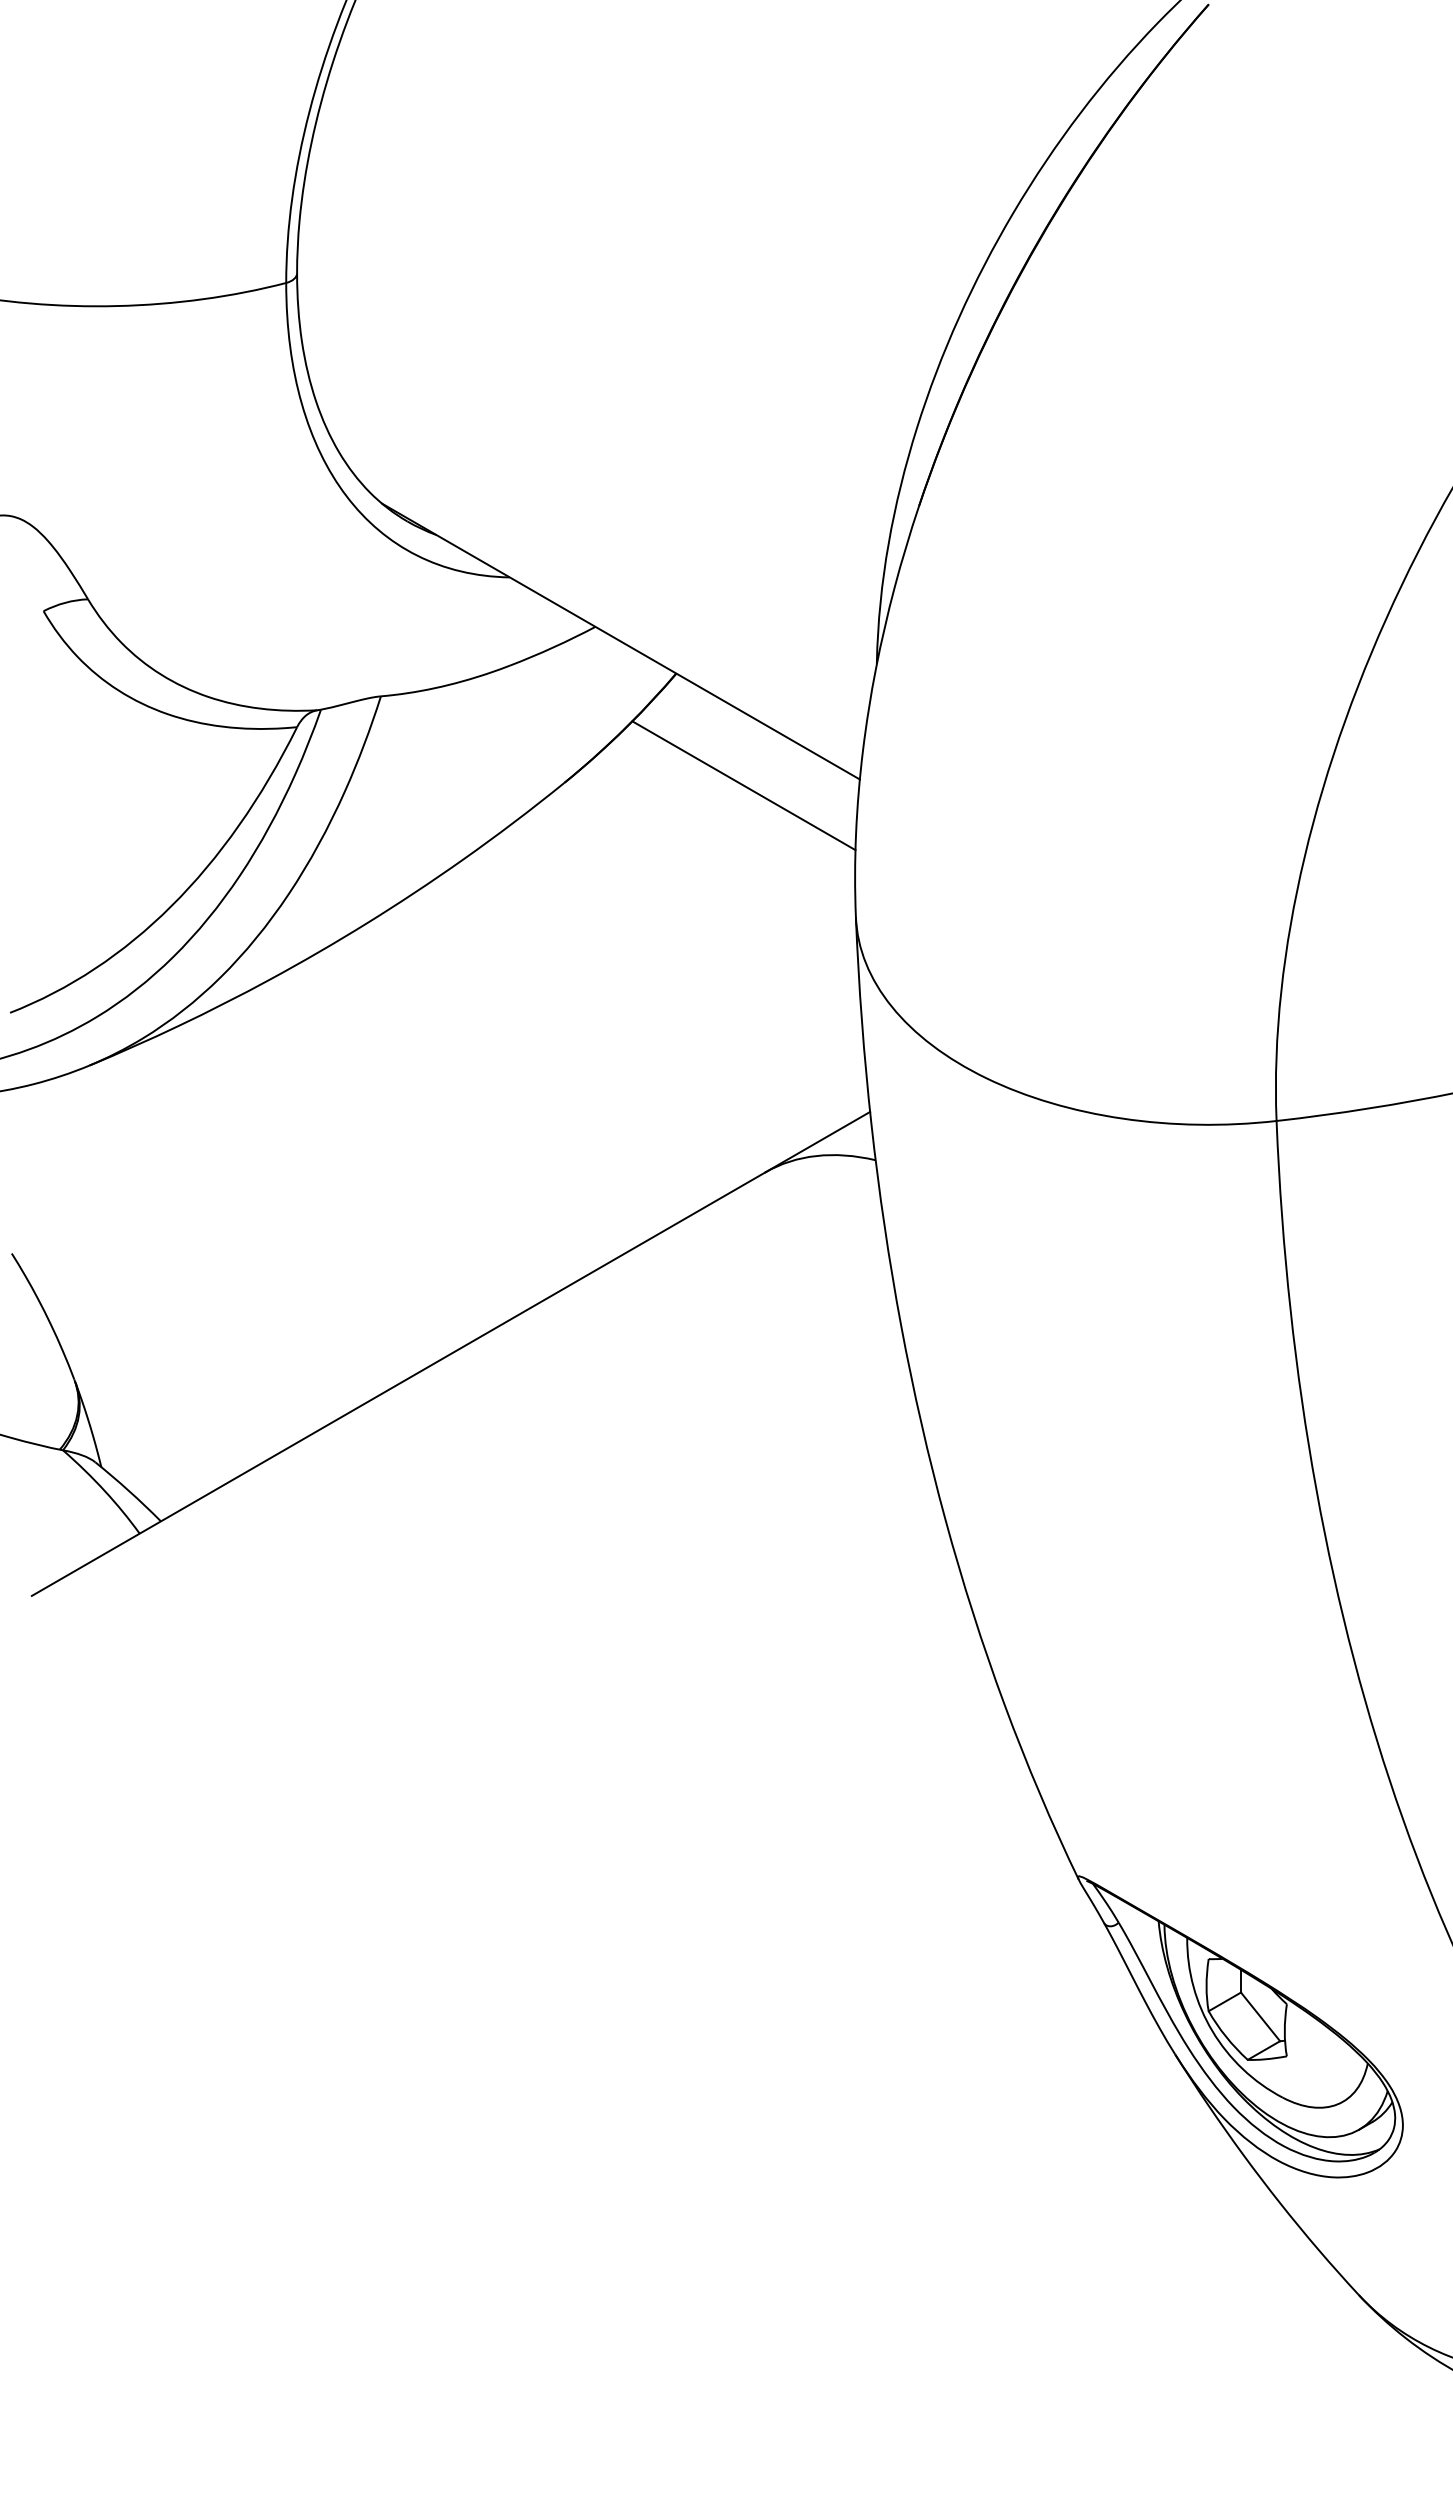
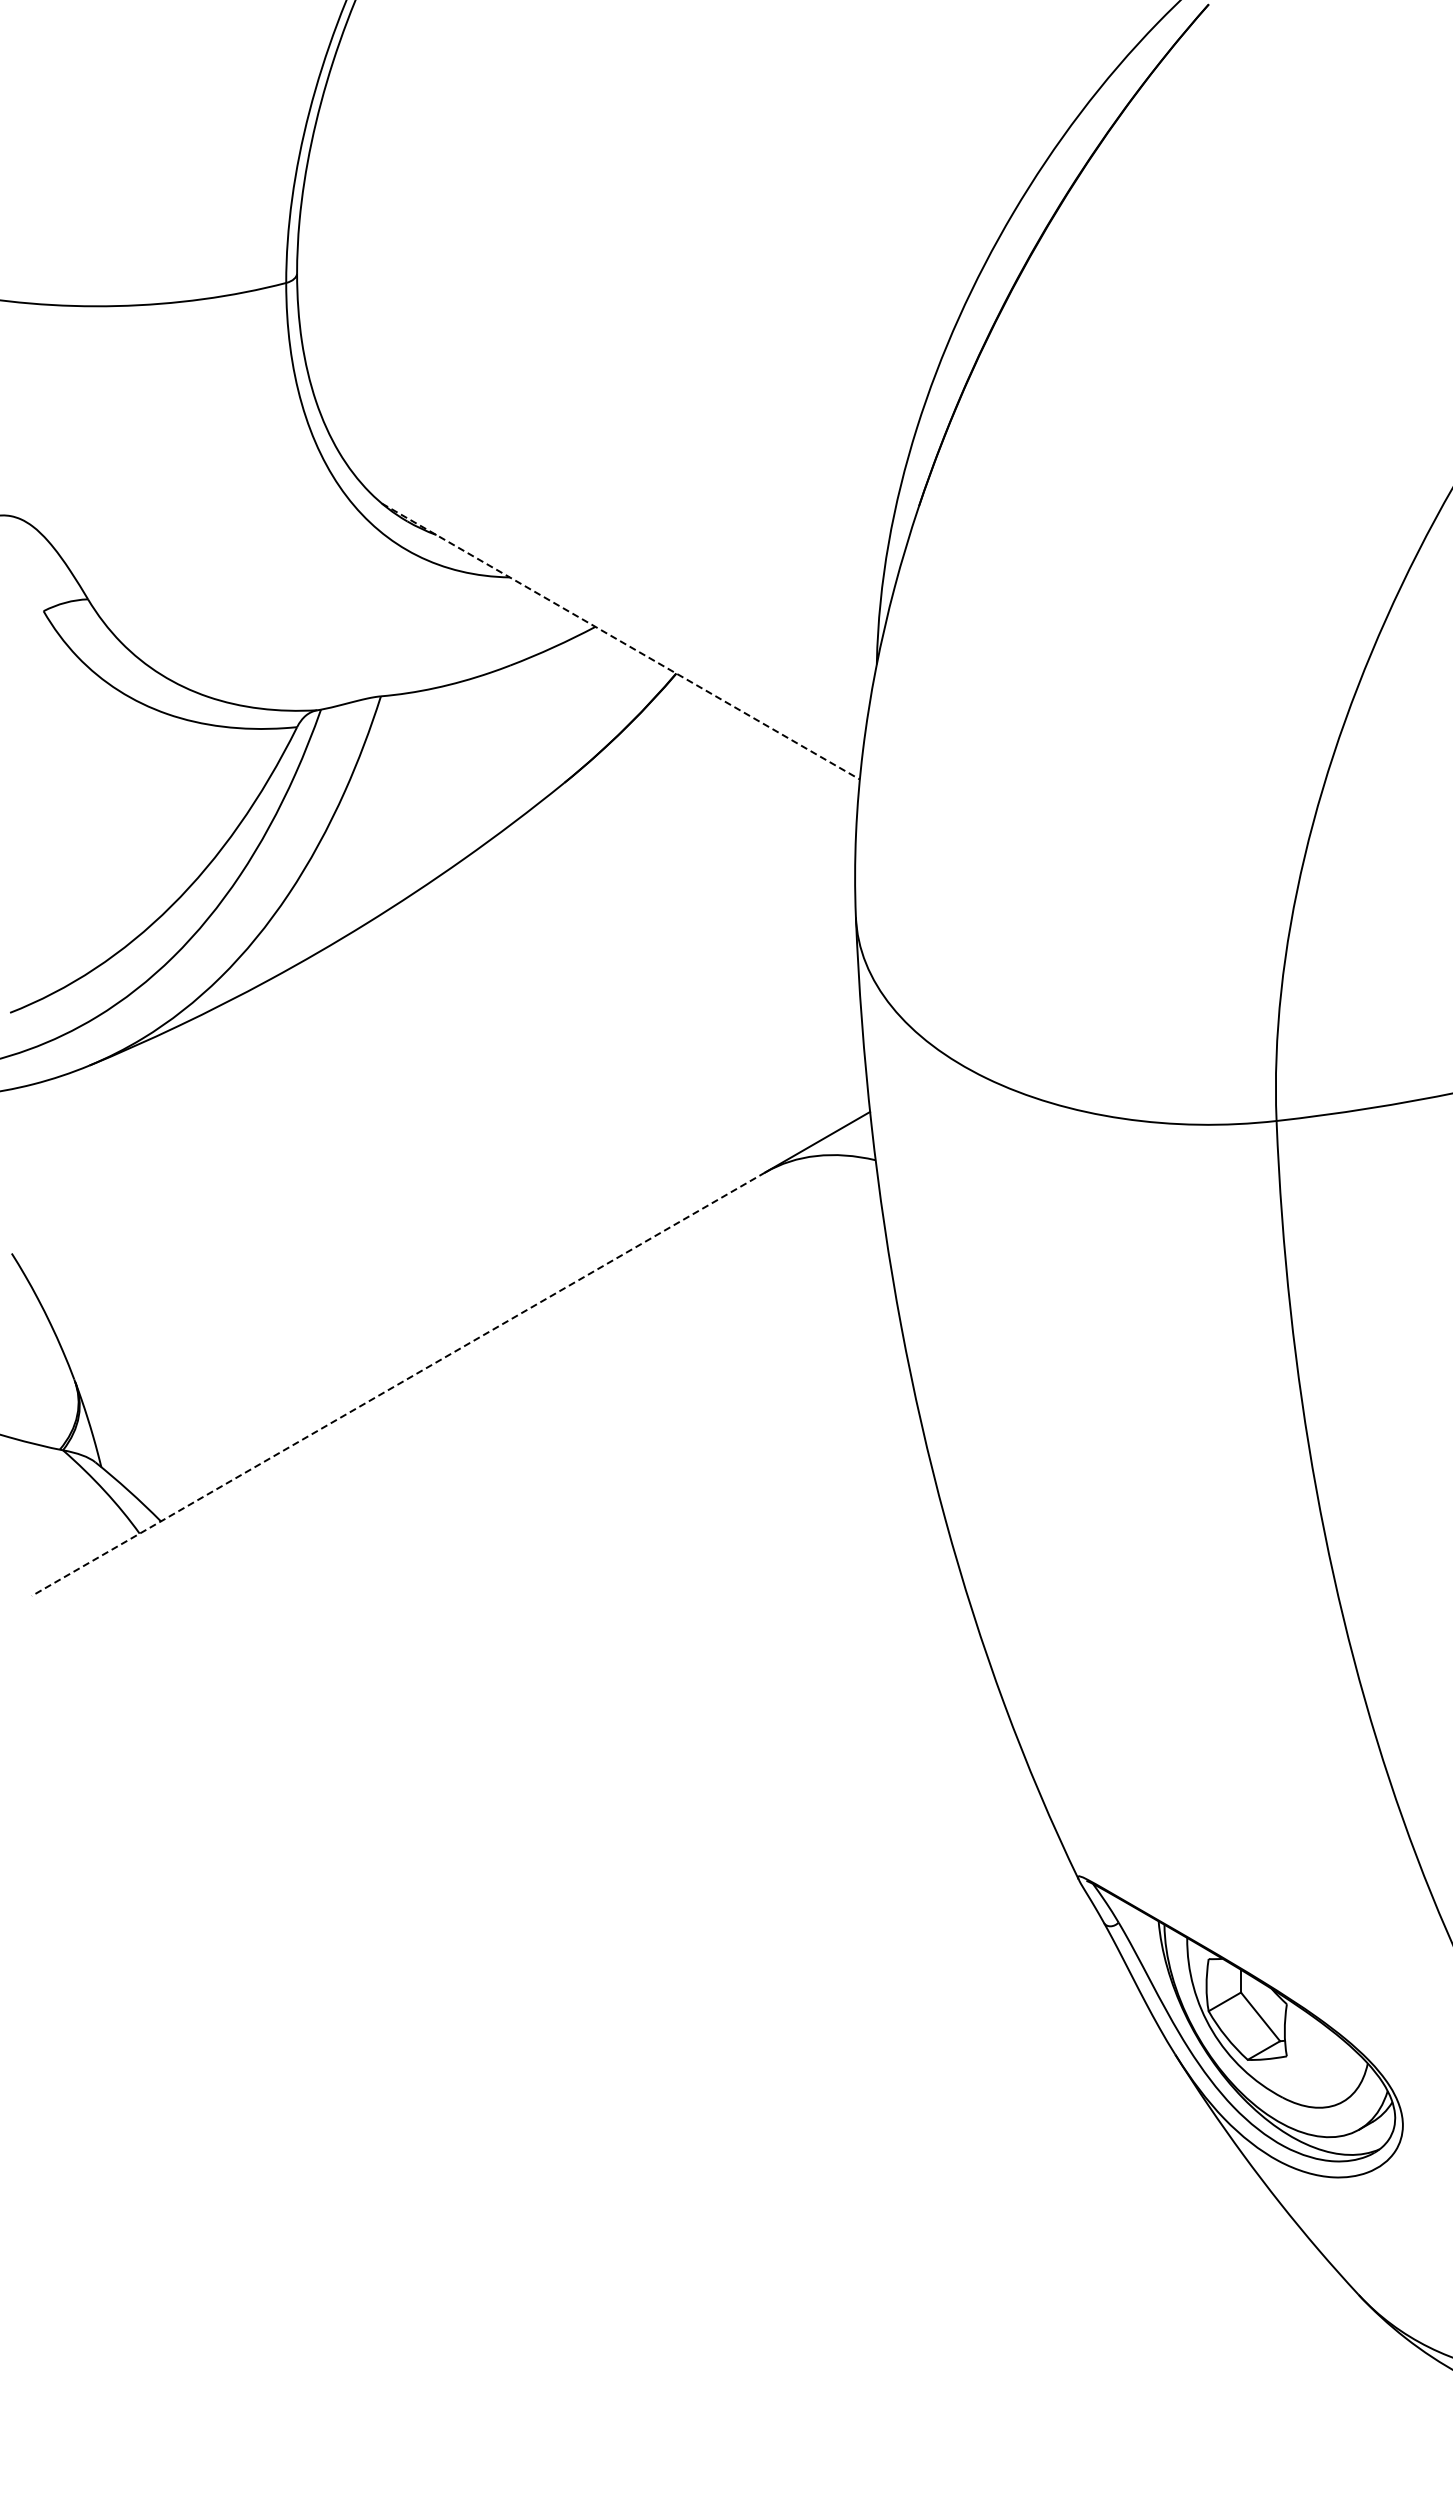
line: solid -> dashed (620, 641)
line: present -> none (743, 785)
line: solid -> dashed (398, 1384)
